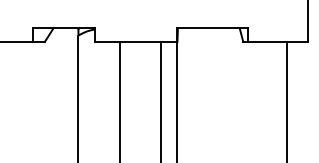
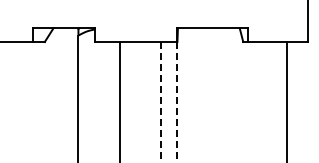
line: solid -> dashed (161, 102)
line: solid -> dashed (176, 102)
